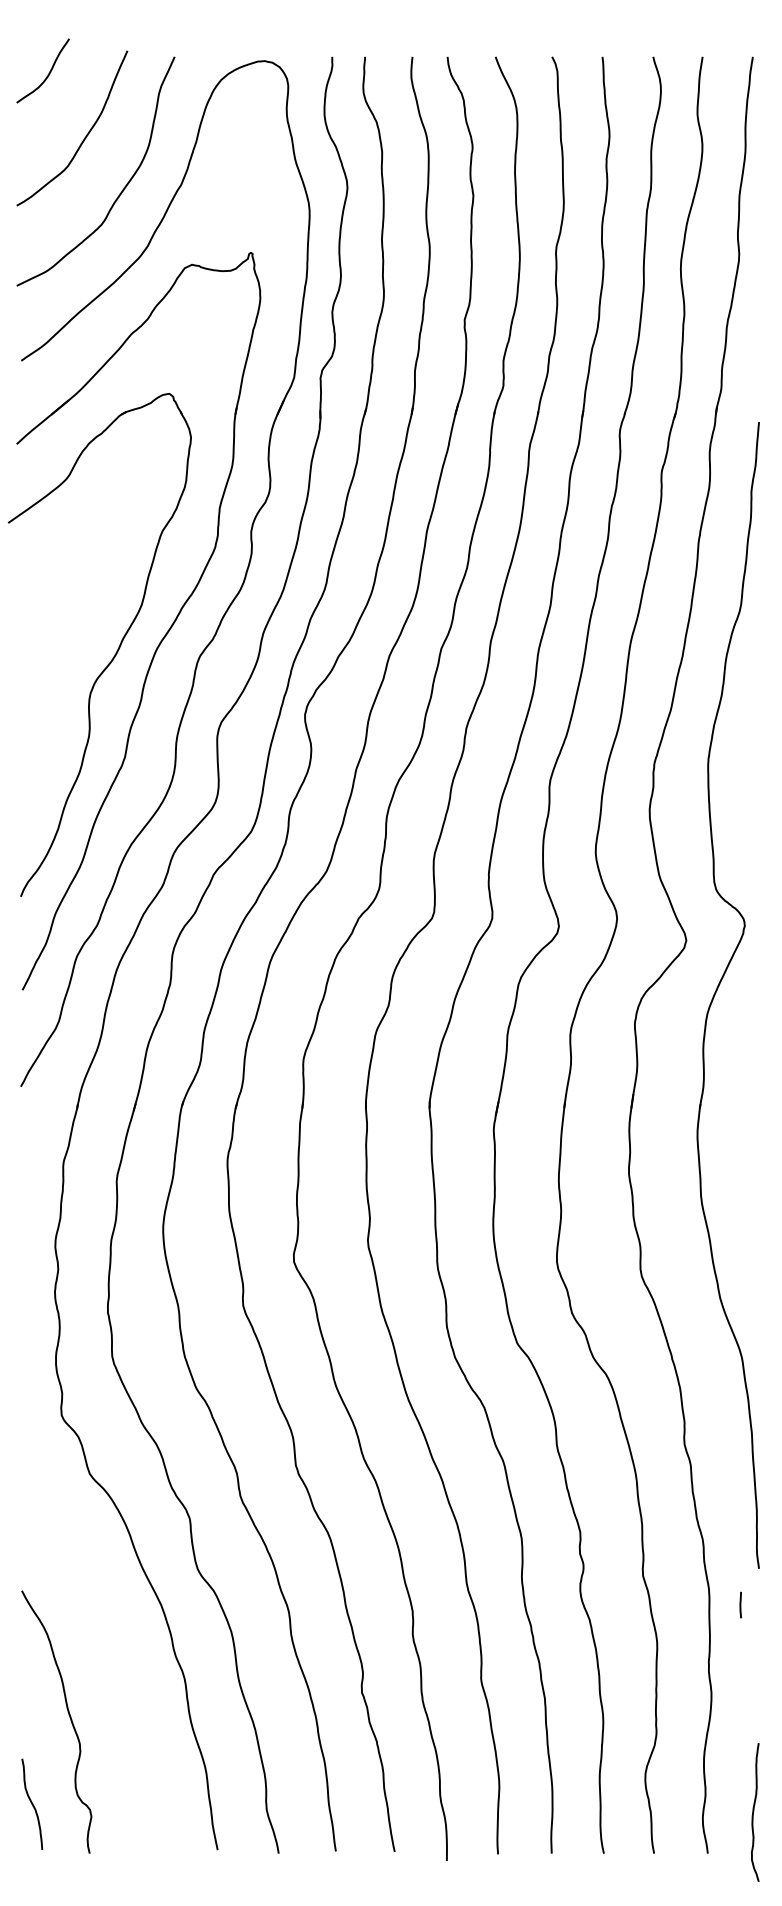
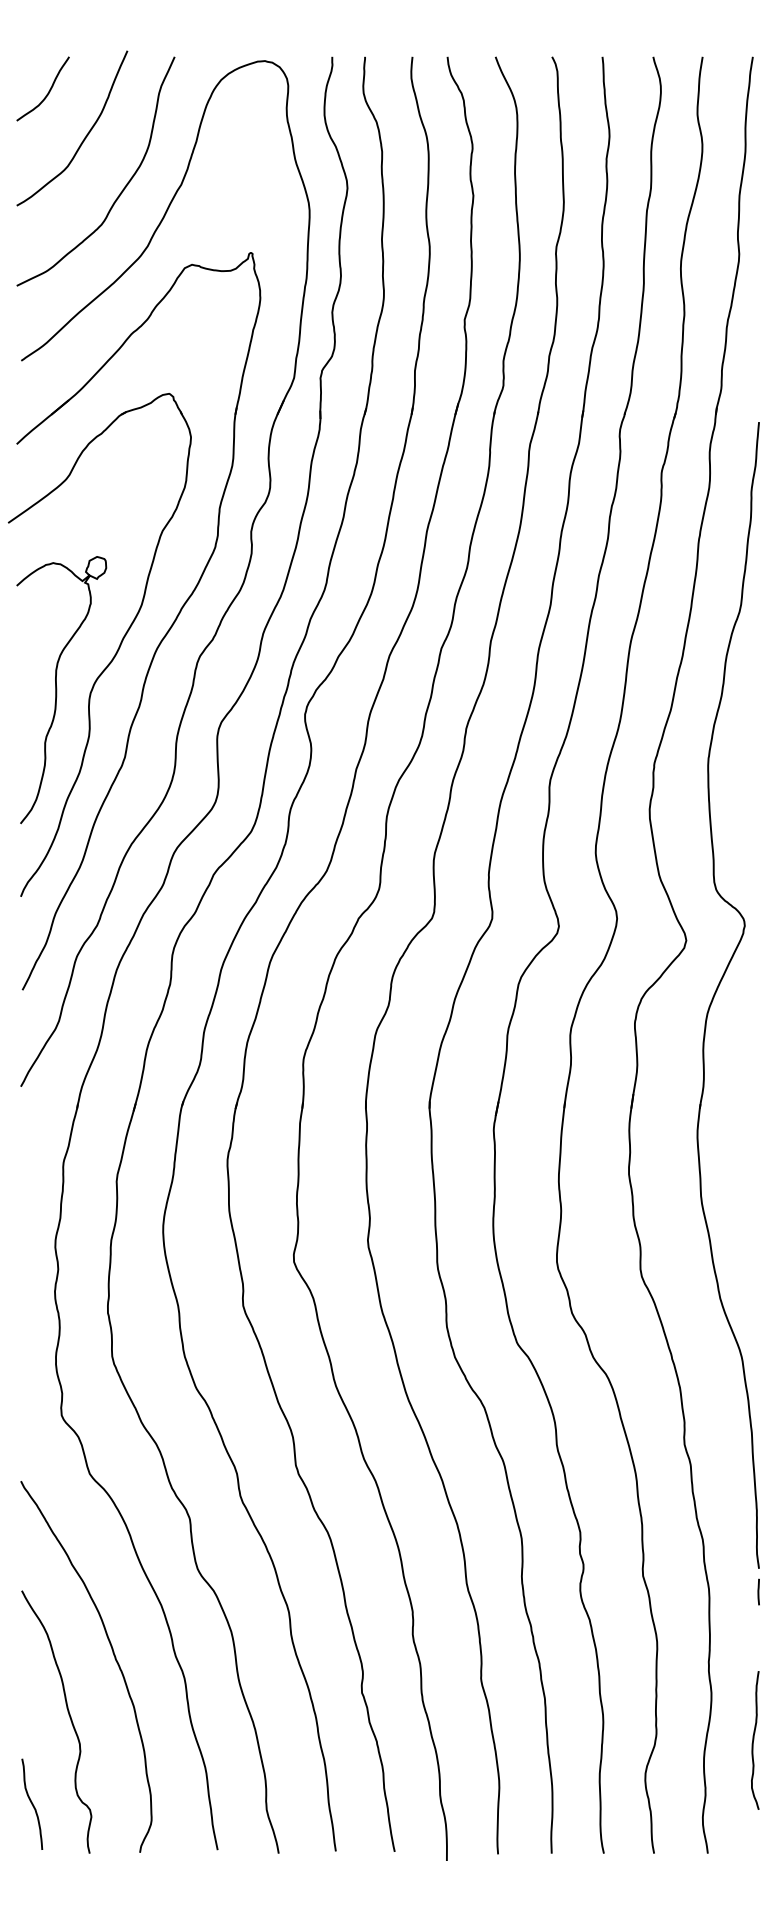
curve position: (48, 73) -> (48, 91) (48, 91)
curve: none -> present (57, 690)
line position: (740, 1604) -> (758, 1591) (758, 1591)
curve: none -> present (112, 1653)
curve position: (754, 1812) -> (754, 1740) (754, 1740)
